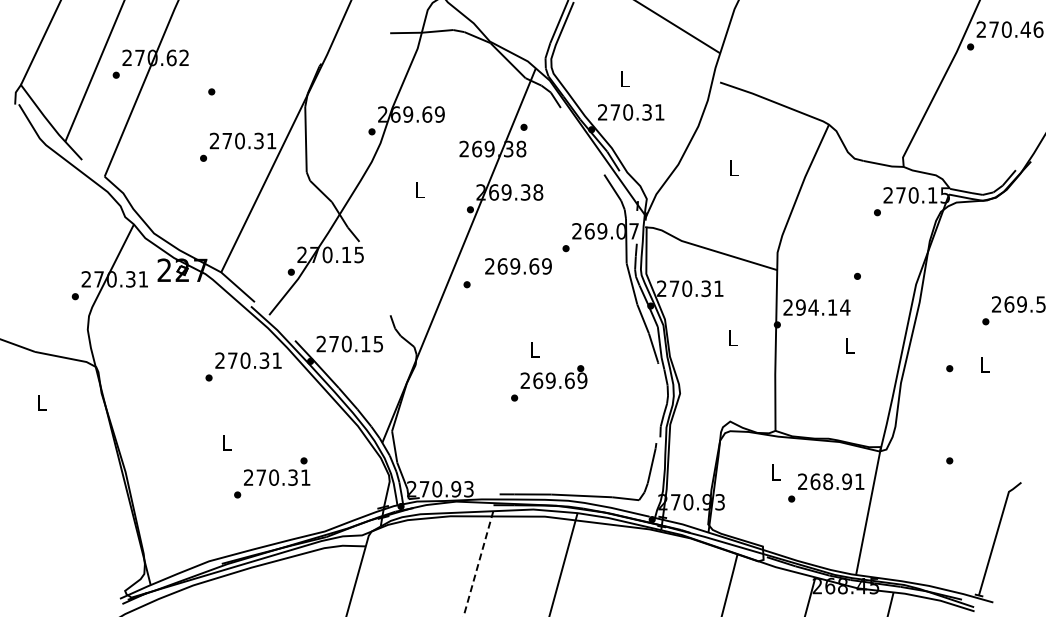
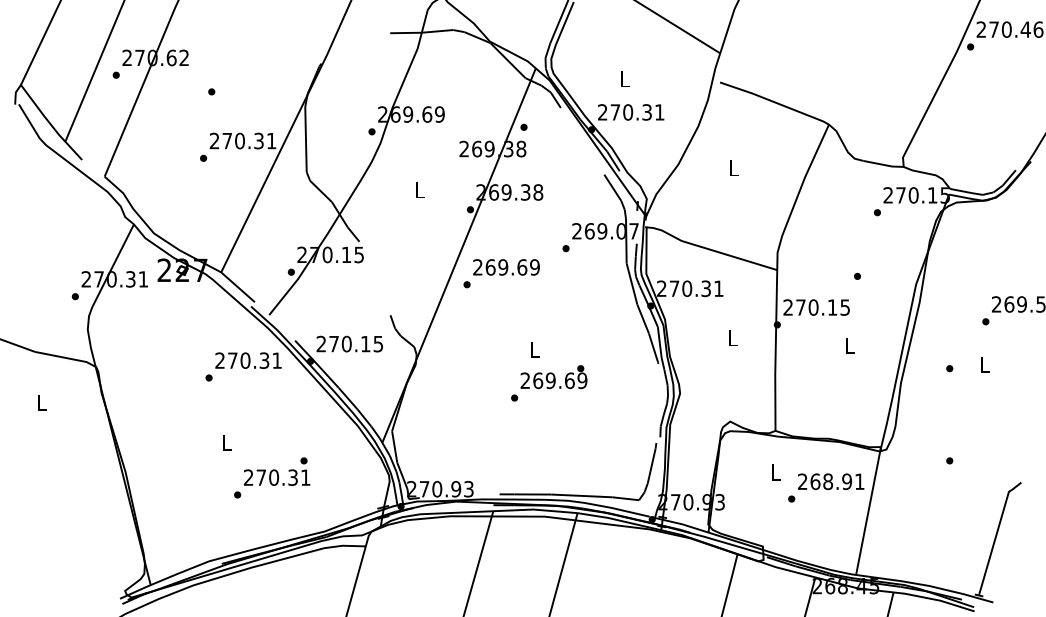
text position: (518, 266) -> (506, 267) (506, 267)
text: 294.14 -> 270.15 (823, 307)
line: dashed -> solid (478, 564)
